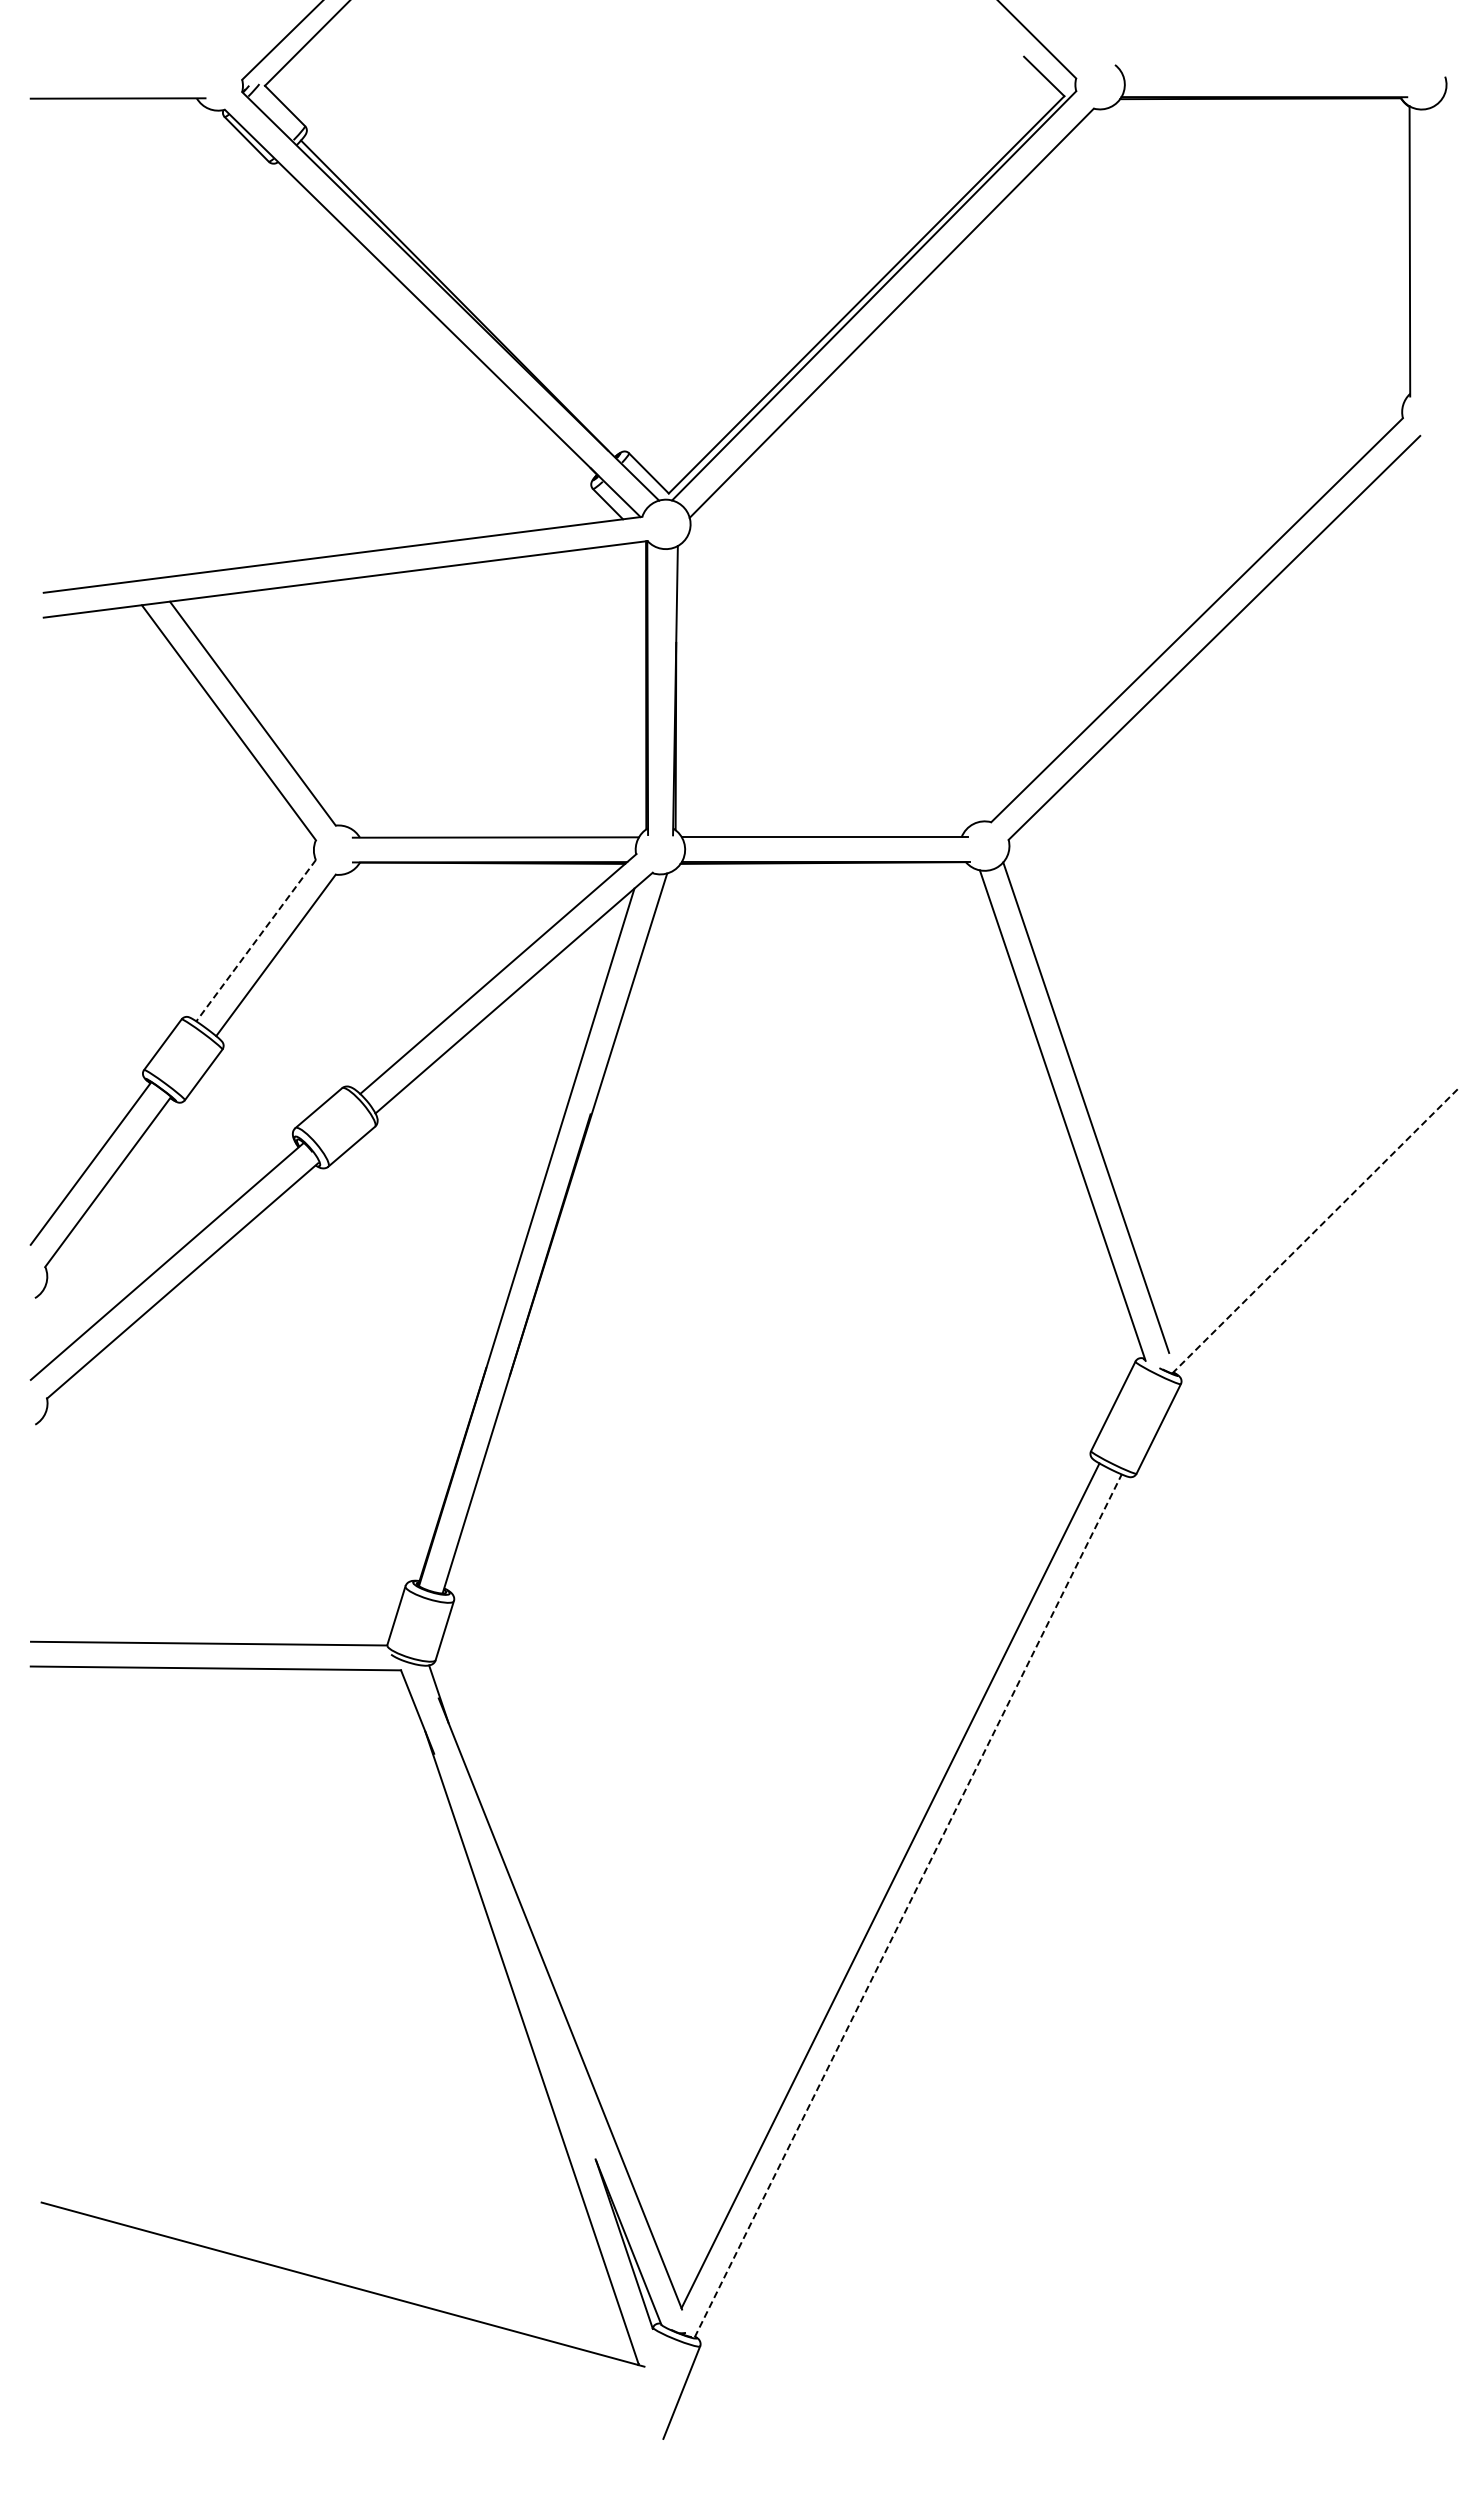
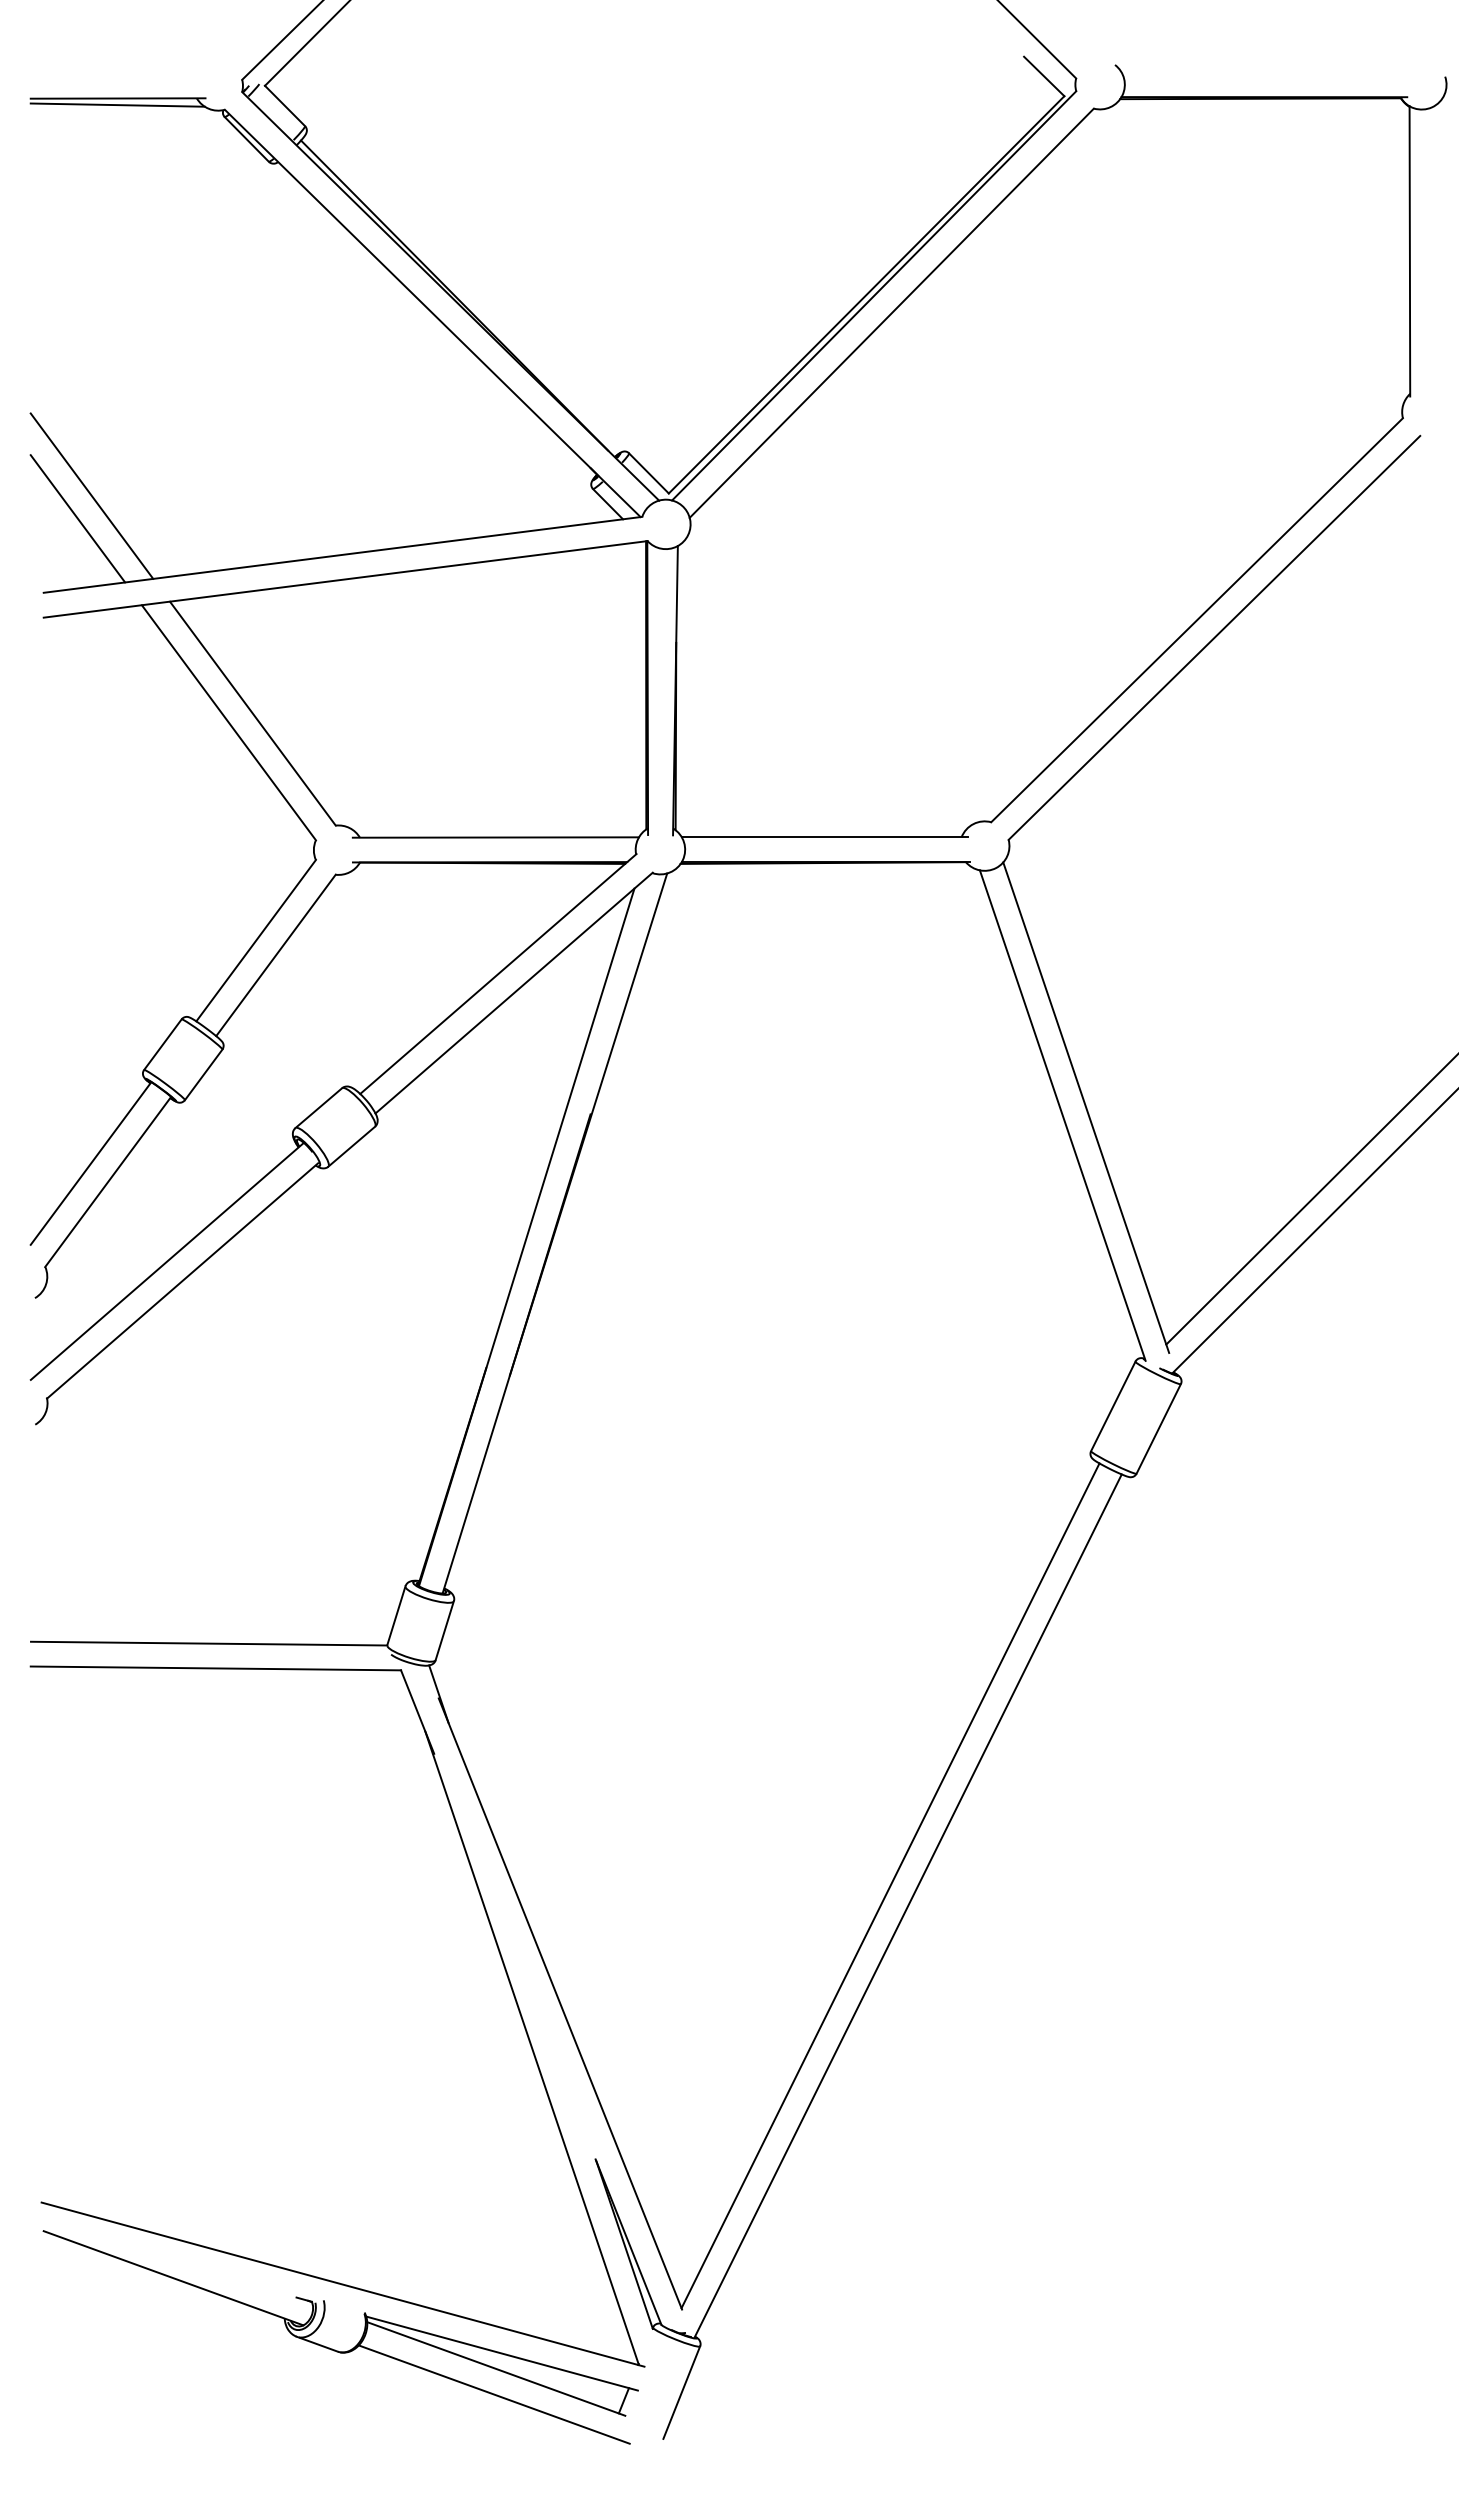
line: none -> present (117, 104)
line: none -> present (91, 495)
line: none -> present (77, 518)
line: dashed -> solid (255, 941)
line: none -> present (1310, 1200)
line: dashed -> solid (1315, 1230)
line: dashed -> solid (908, 1905)
part: none -> present (335, 2349)
